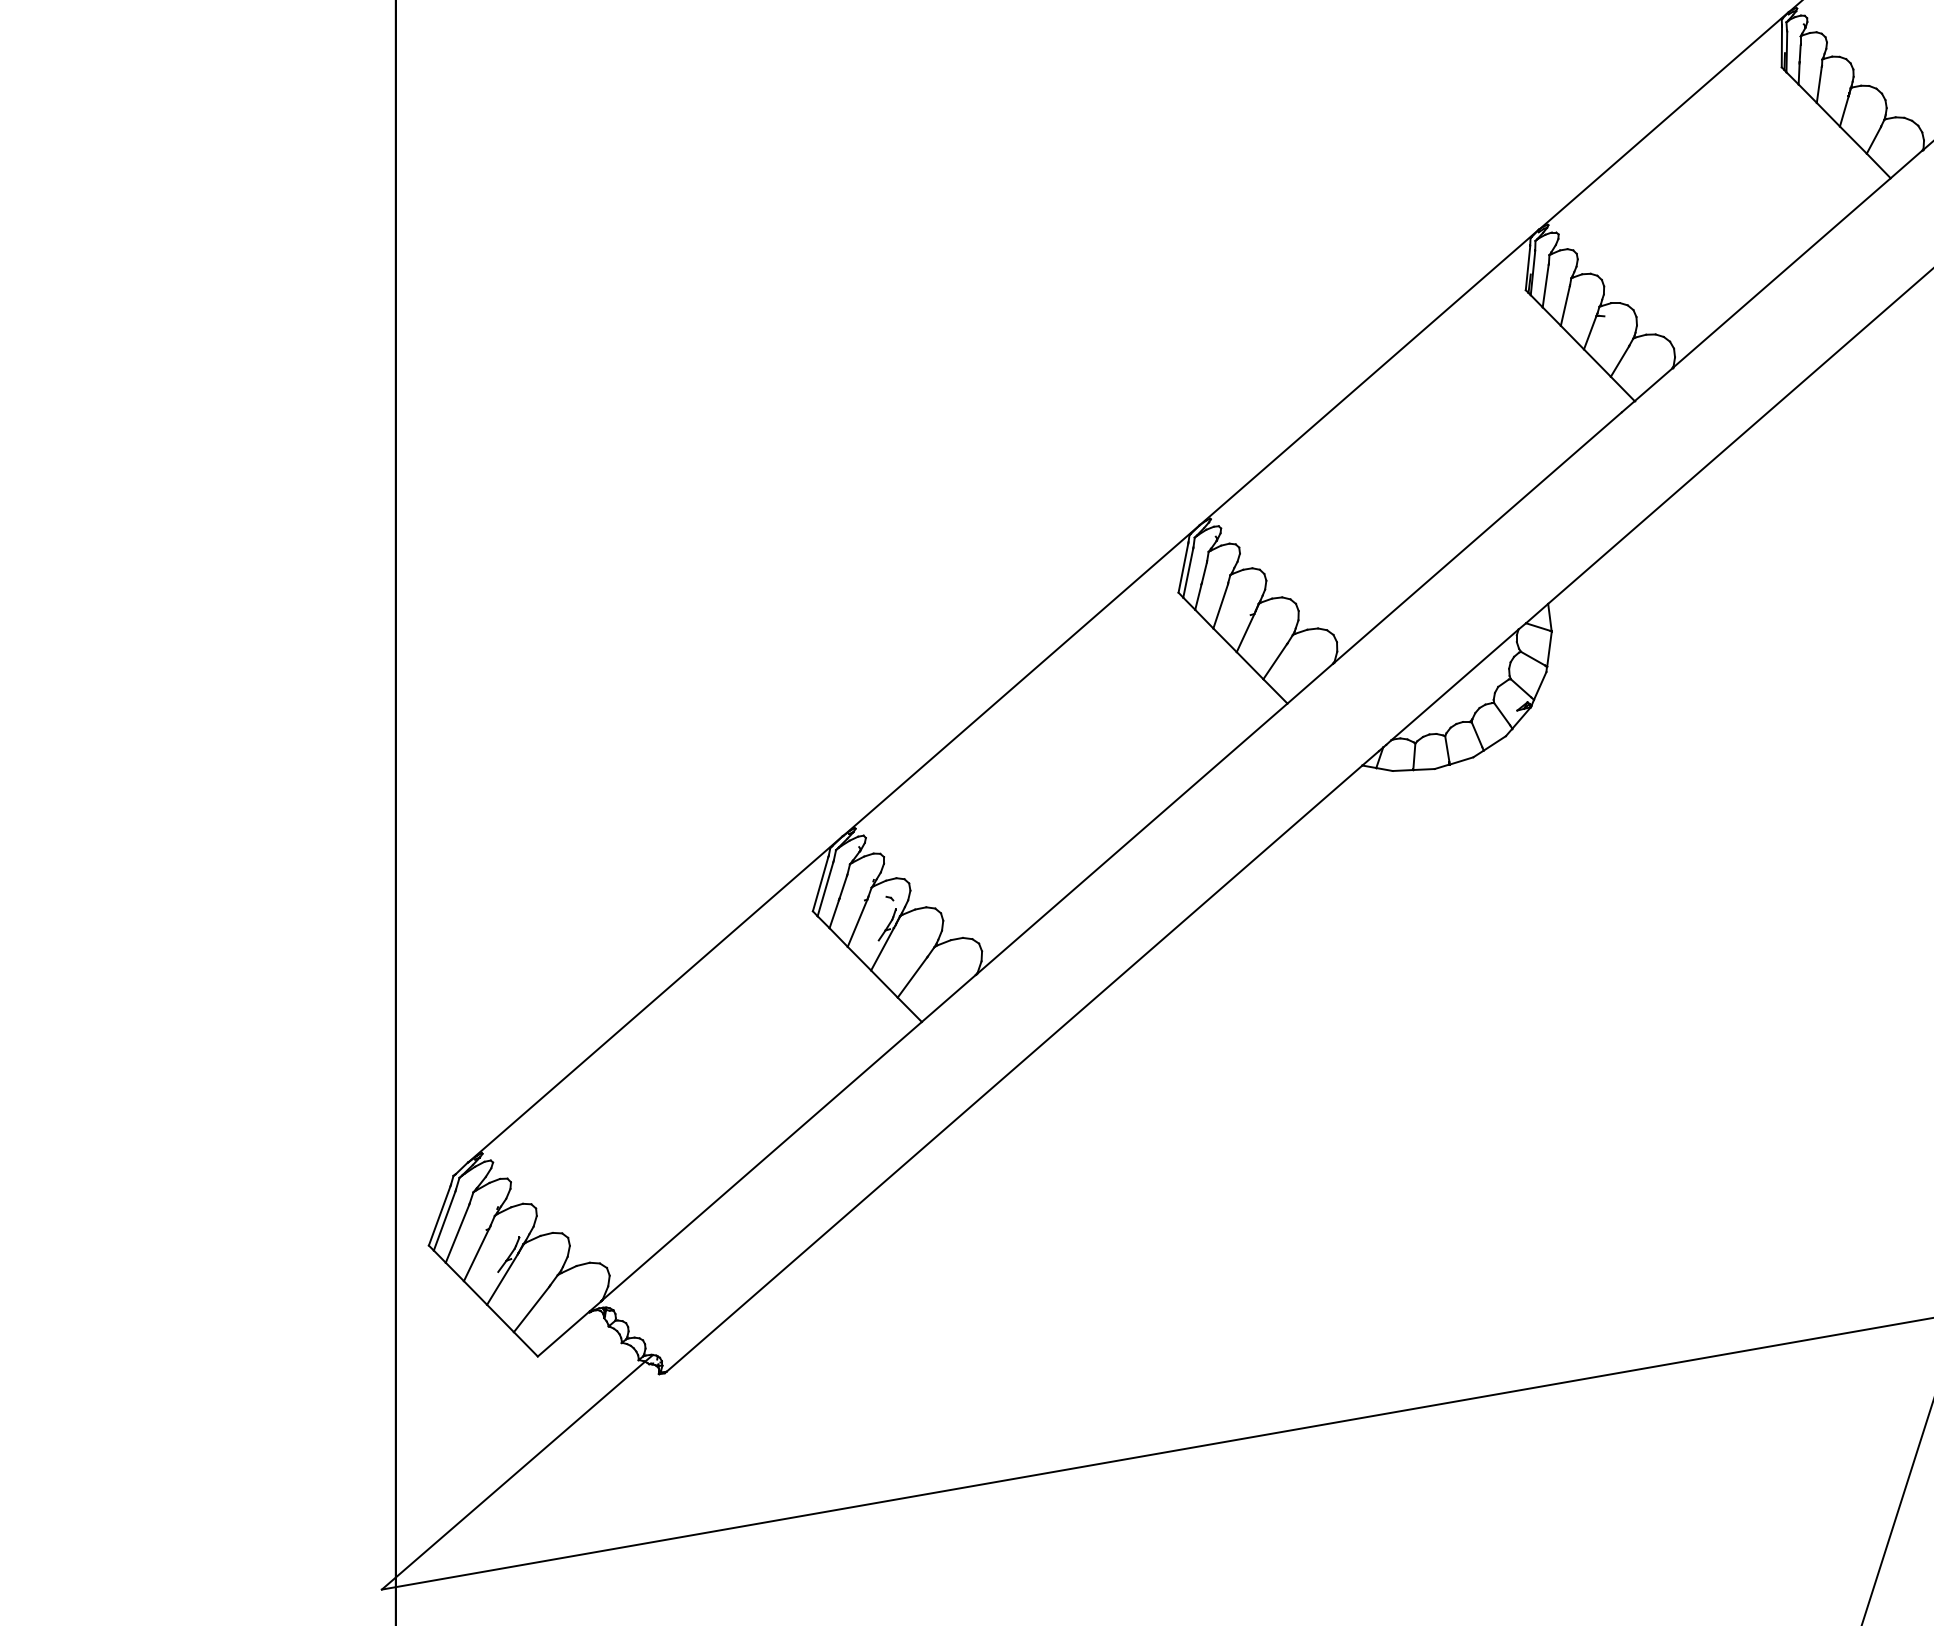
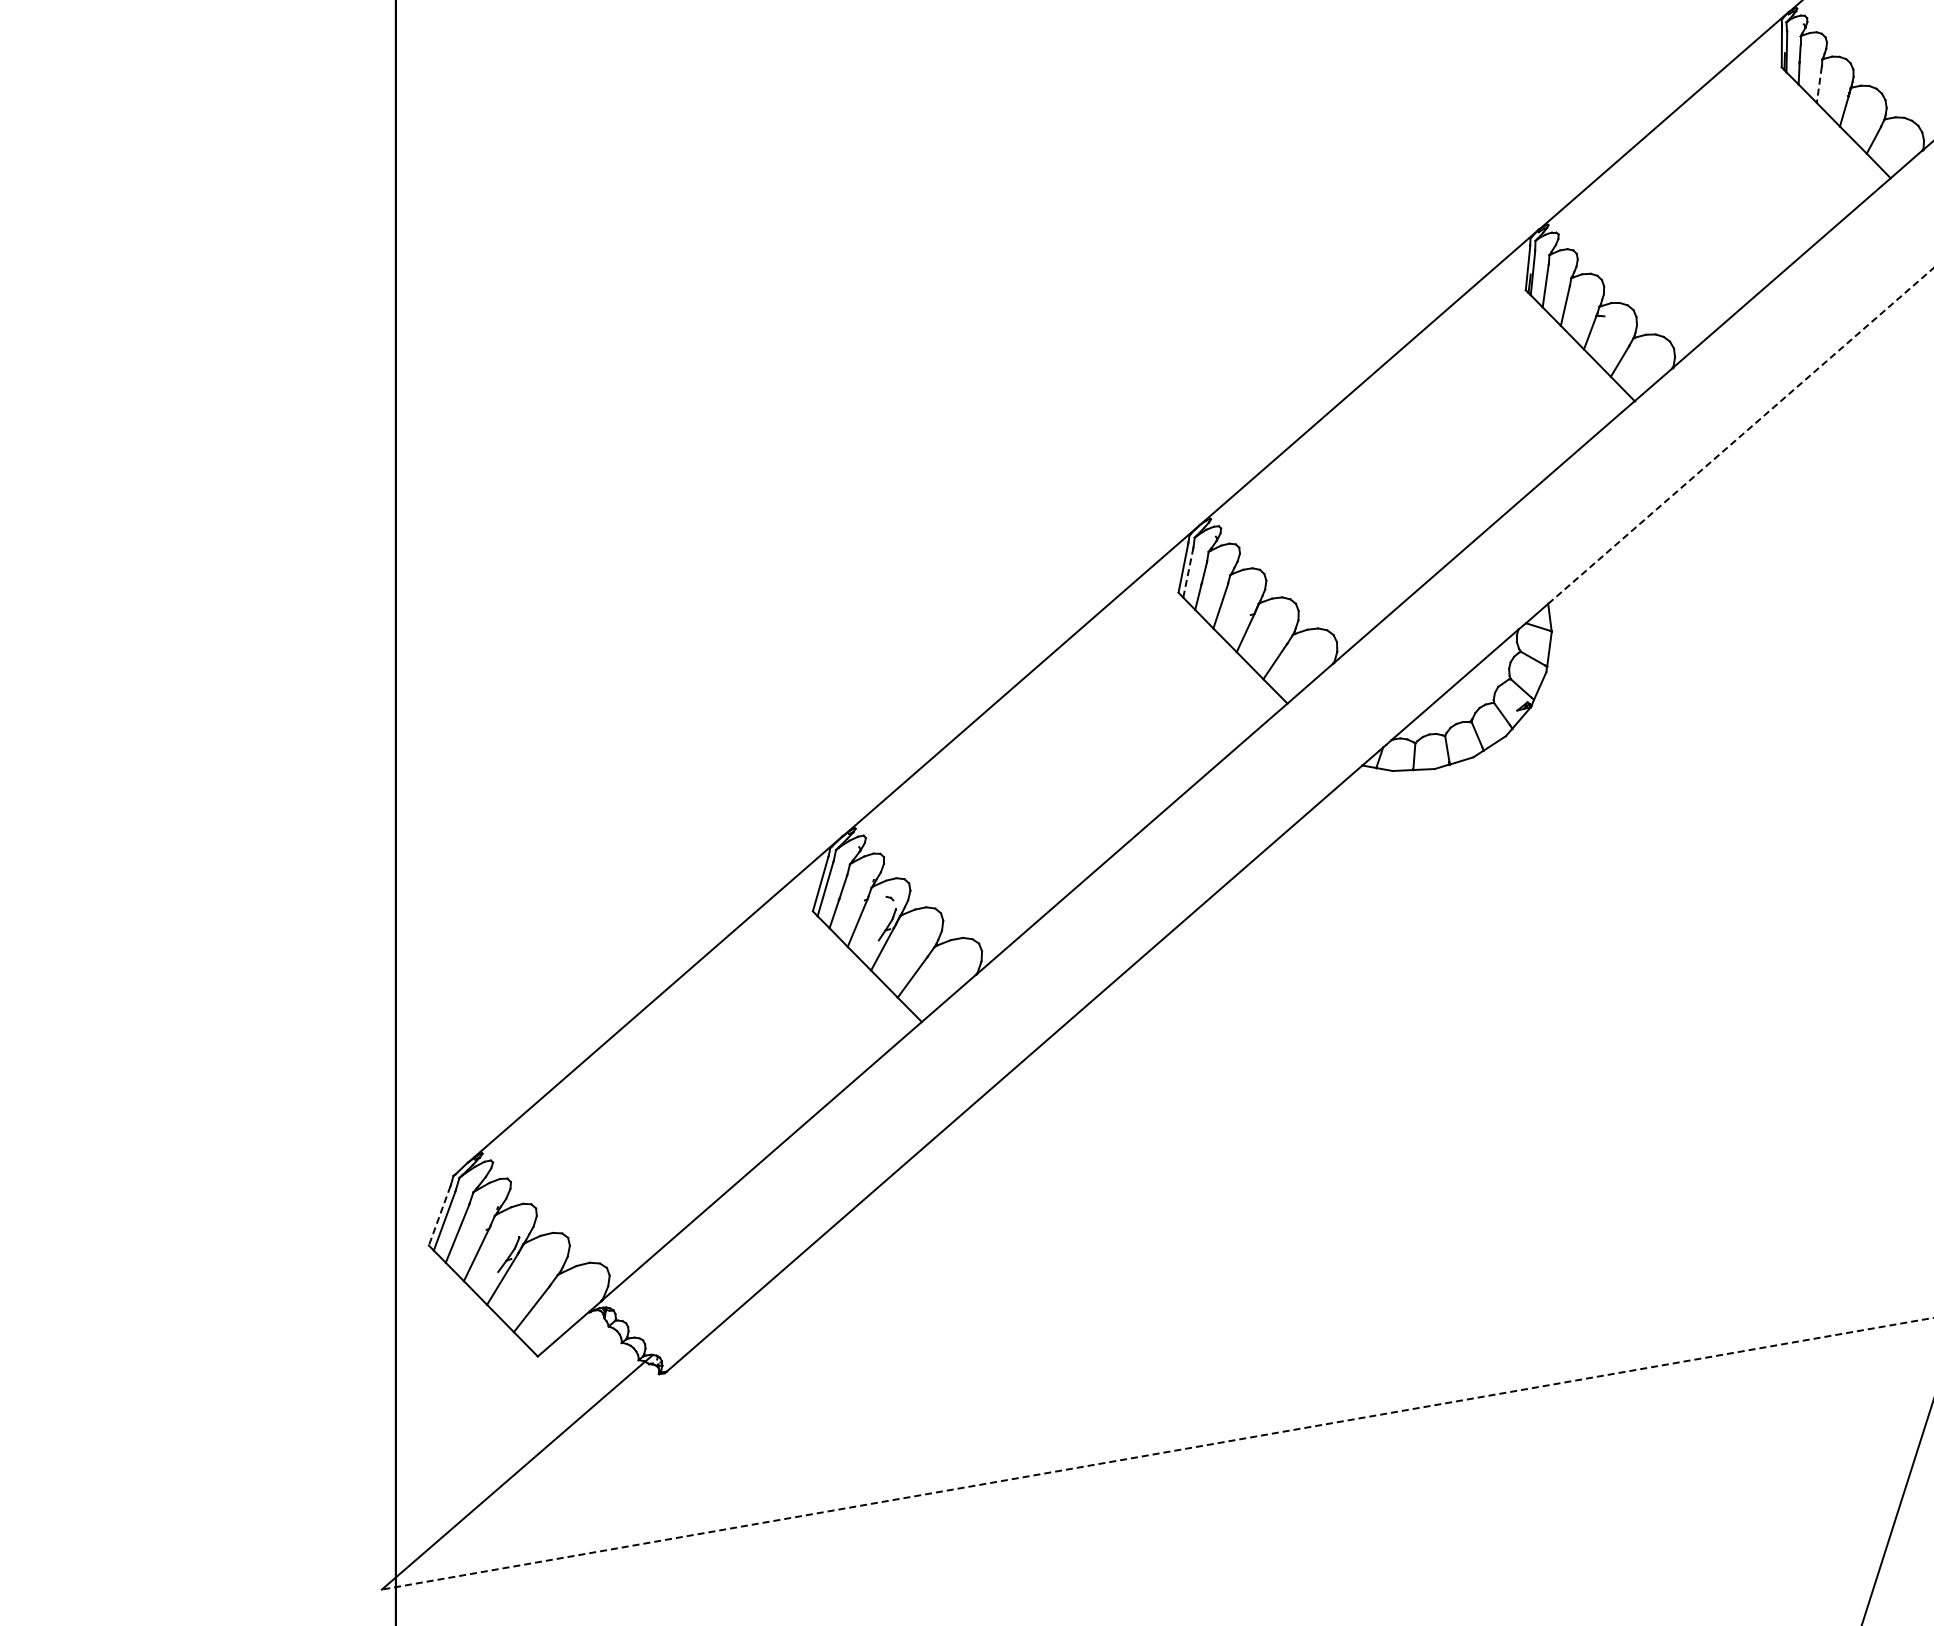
line: solid -> dashed (1819, 85)
line: solid -> dashed (1741, 435)
line: solid -> dashed (1188, 572)
line: solid -> dashed (439, 1215)
line: solid -> dashed (1157, 1453)
